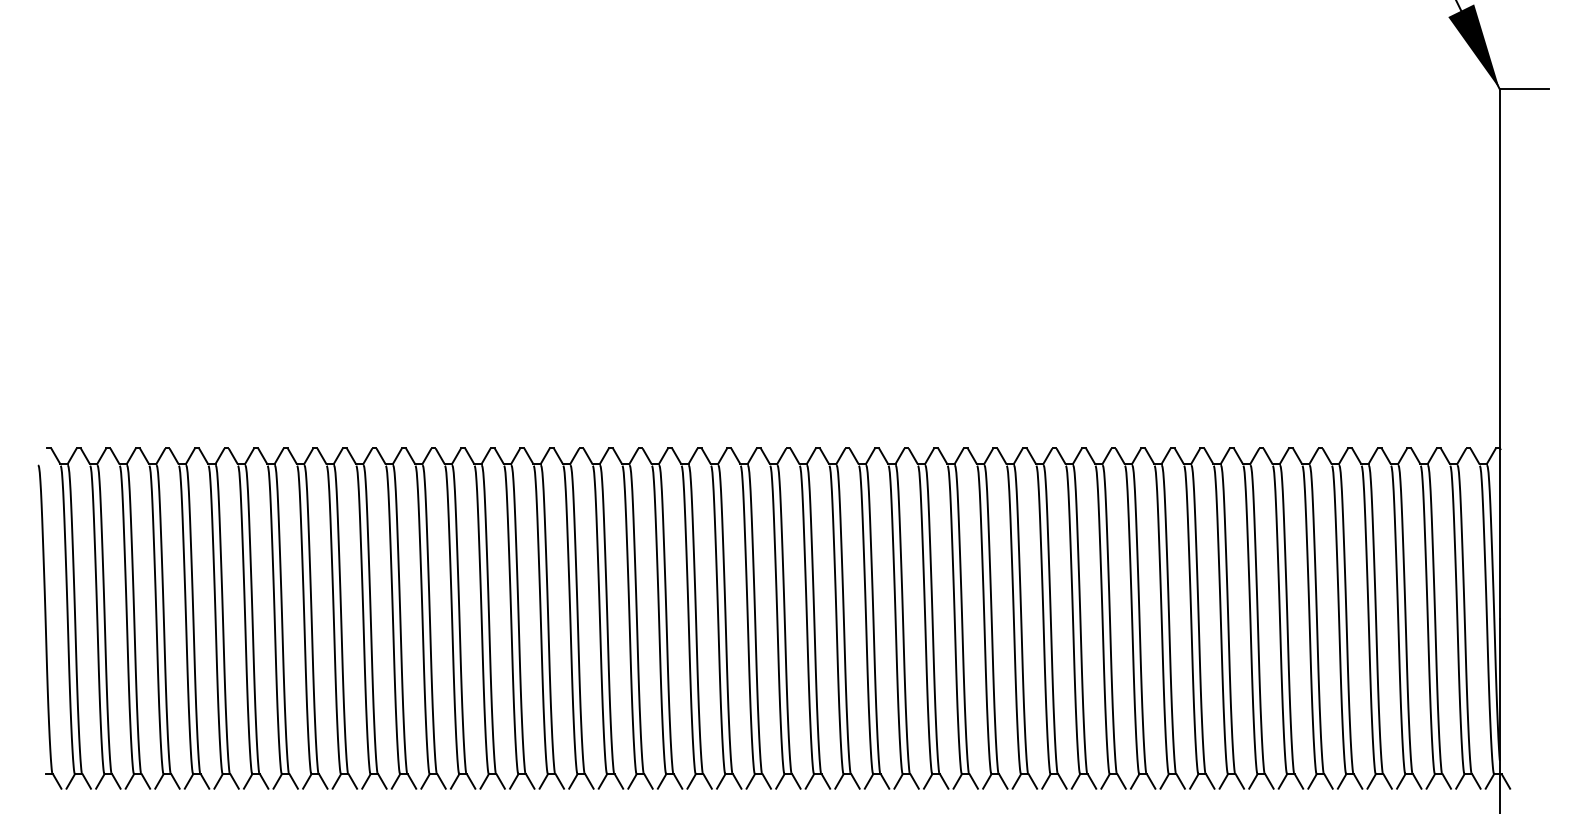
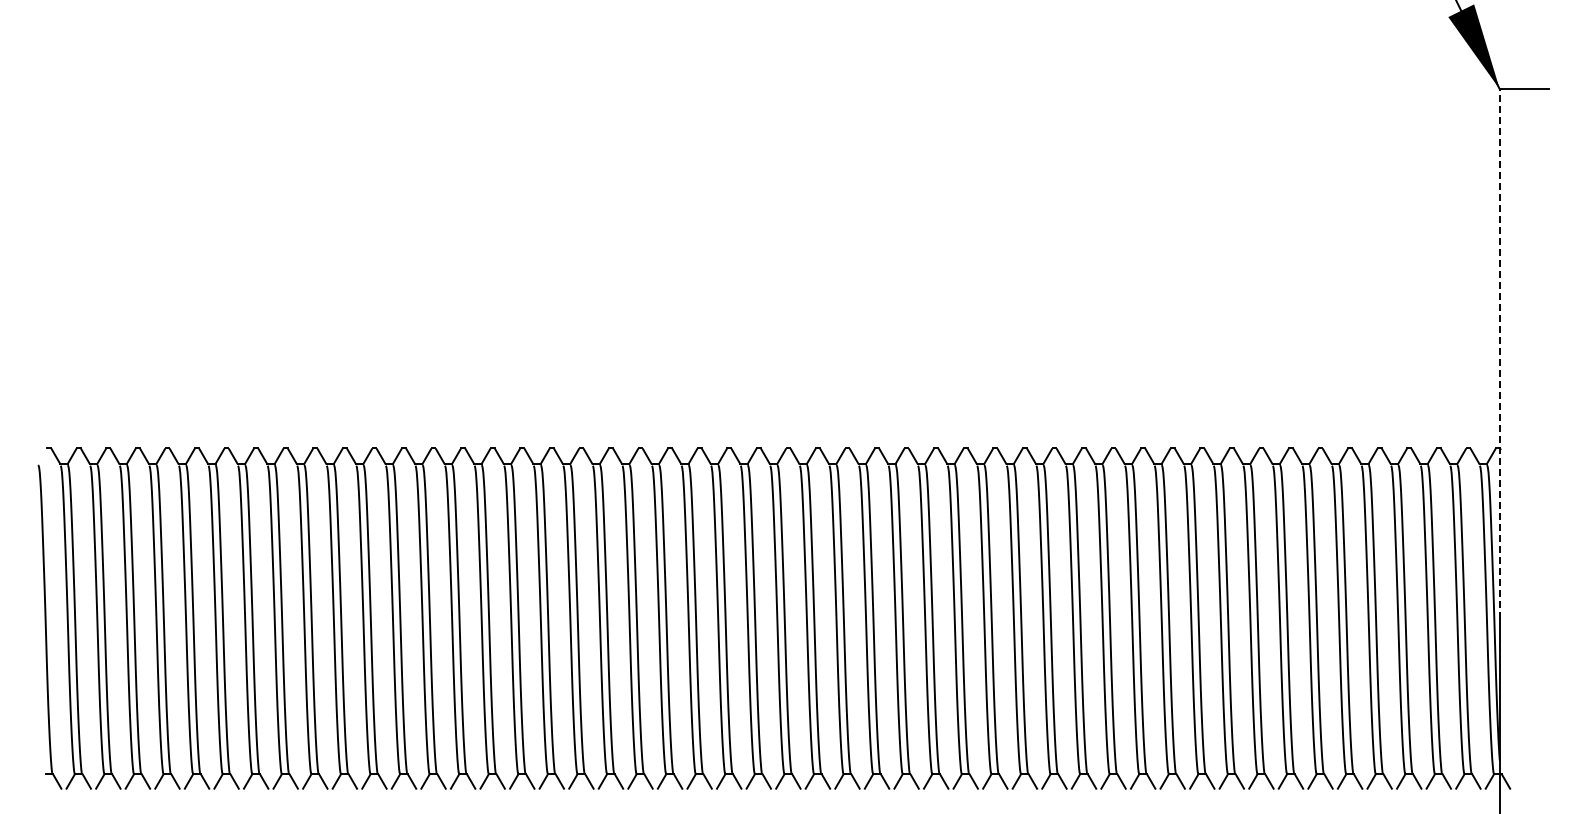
line: solid -> dashed (1499, 354)
